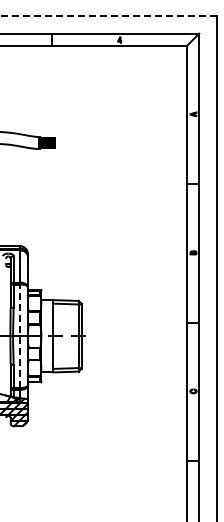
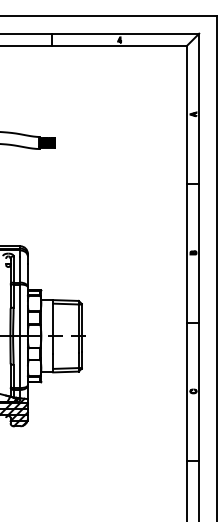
line: dashed -> solid (108, 15)
line: dashed -> solid (20, 336)
